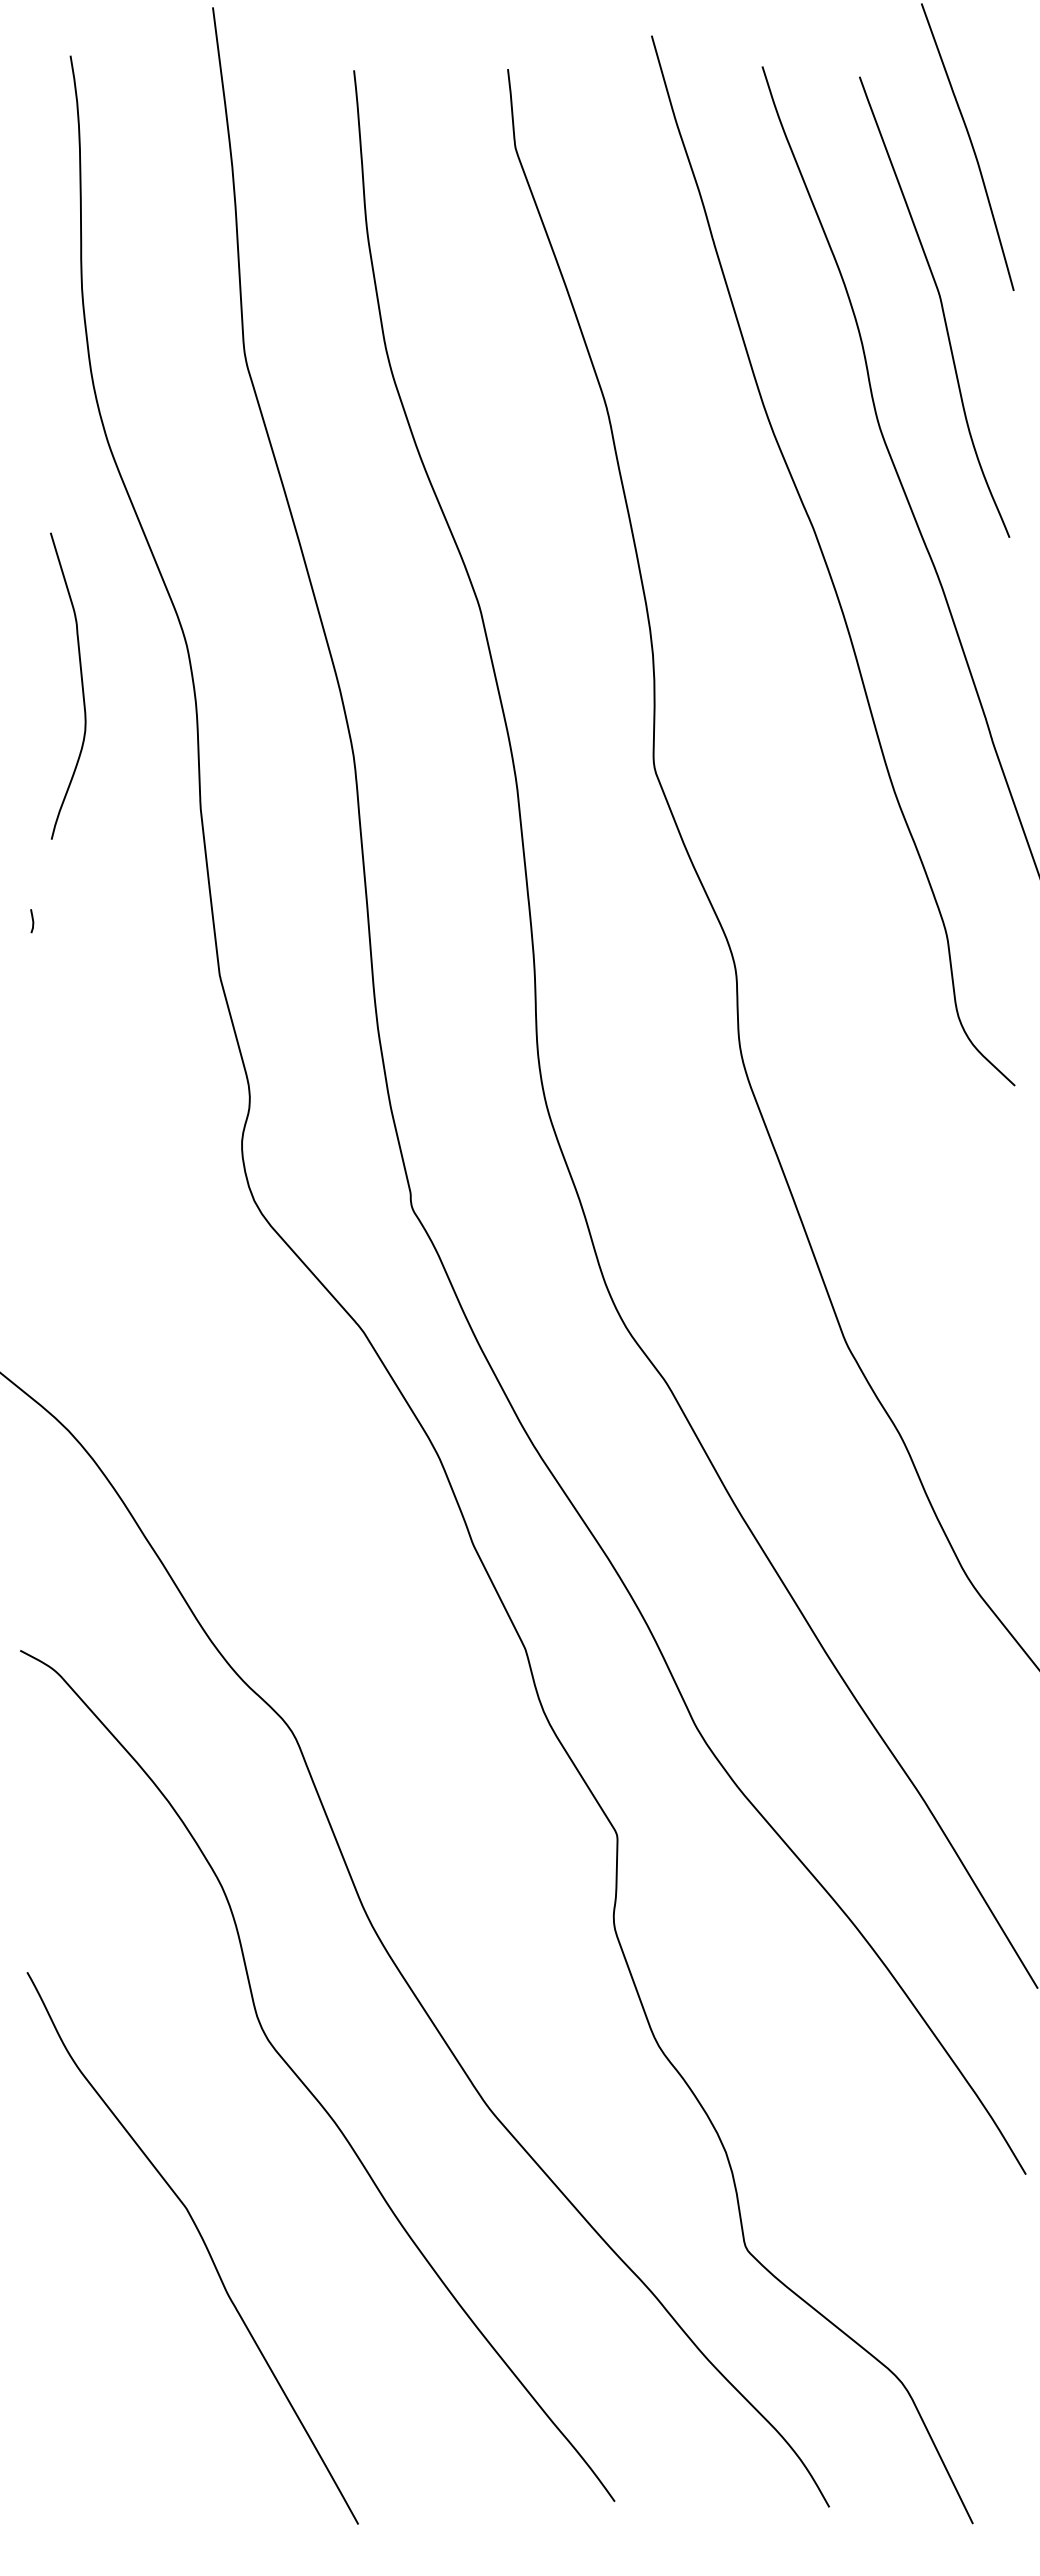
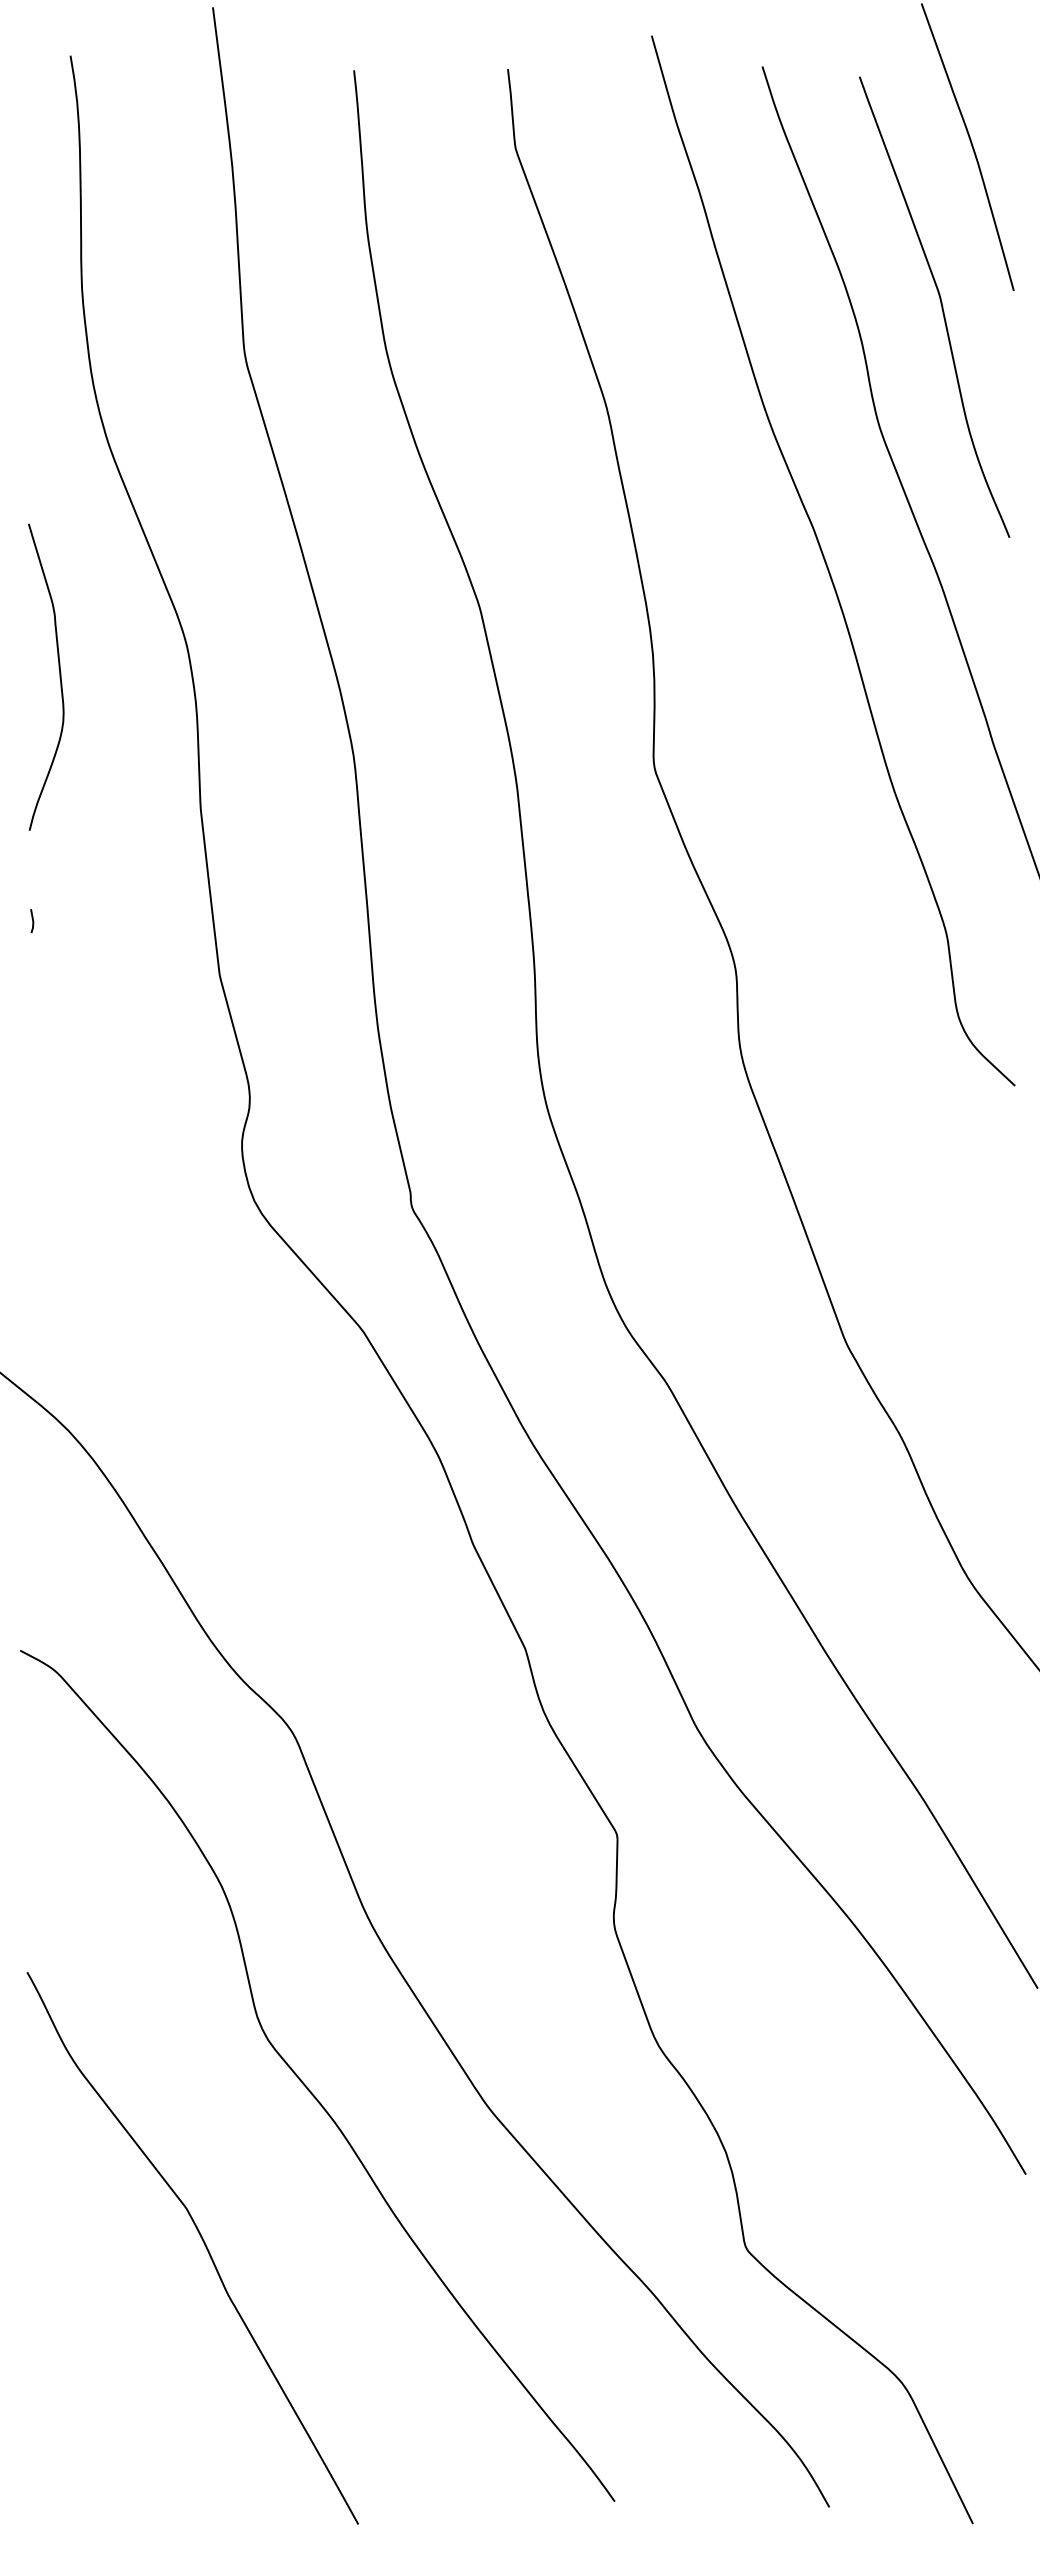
curve position: (81, 685) -> (59, 676) (59, 676)
